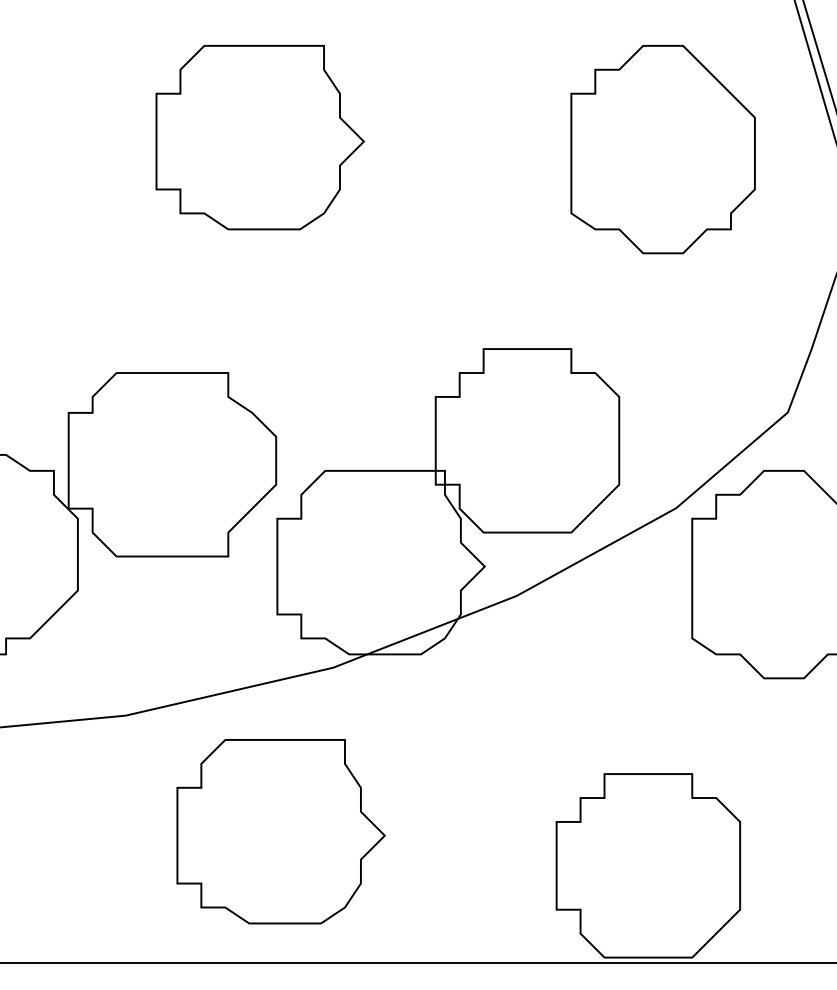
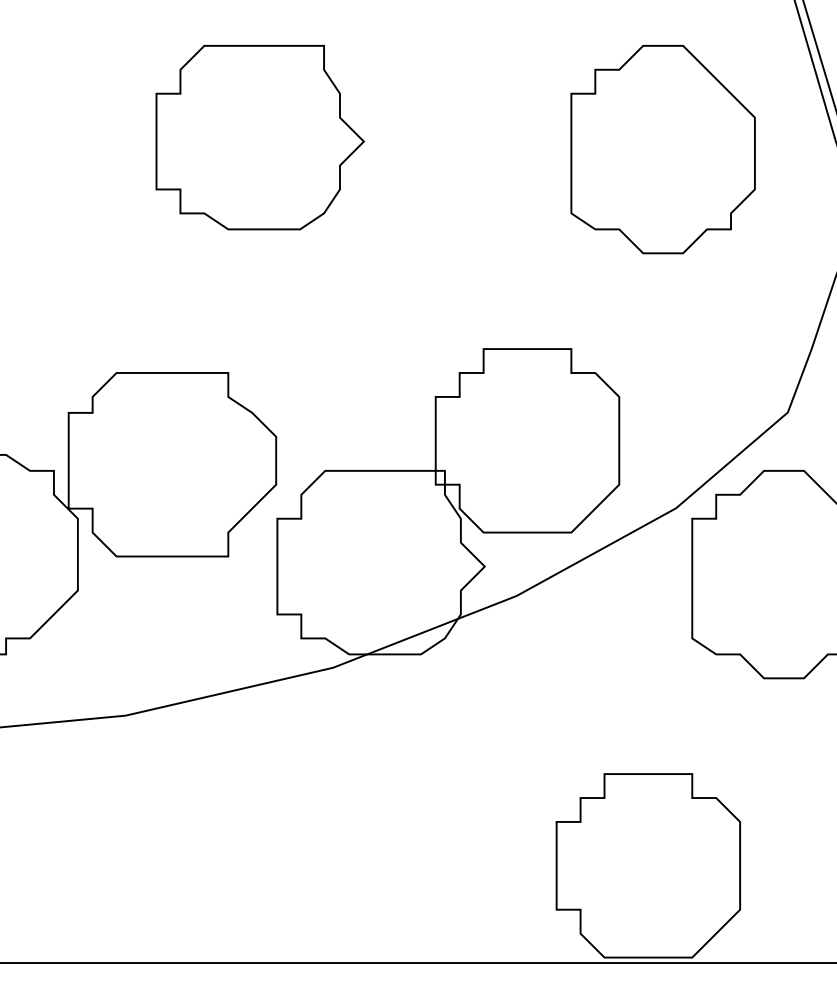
part: present -> none (280, 831)
